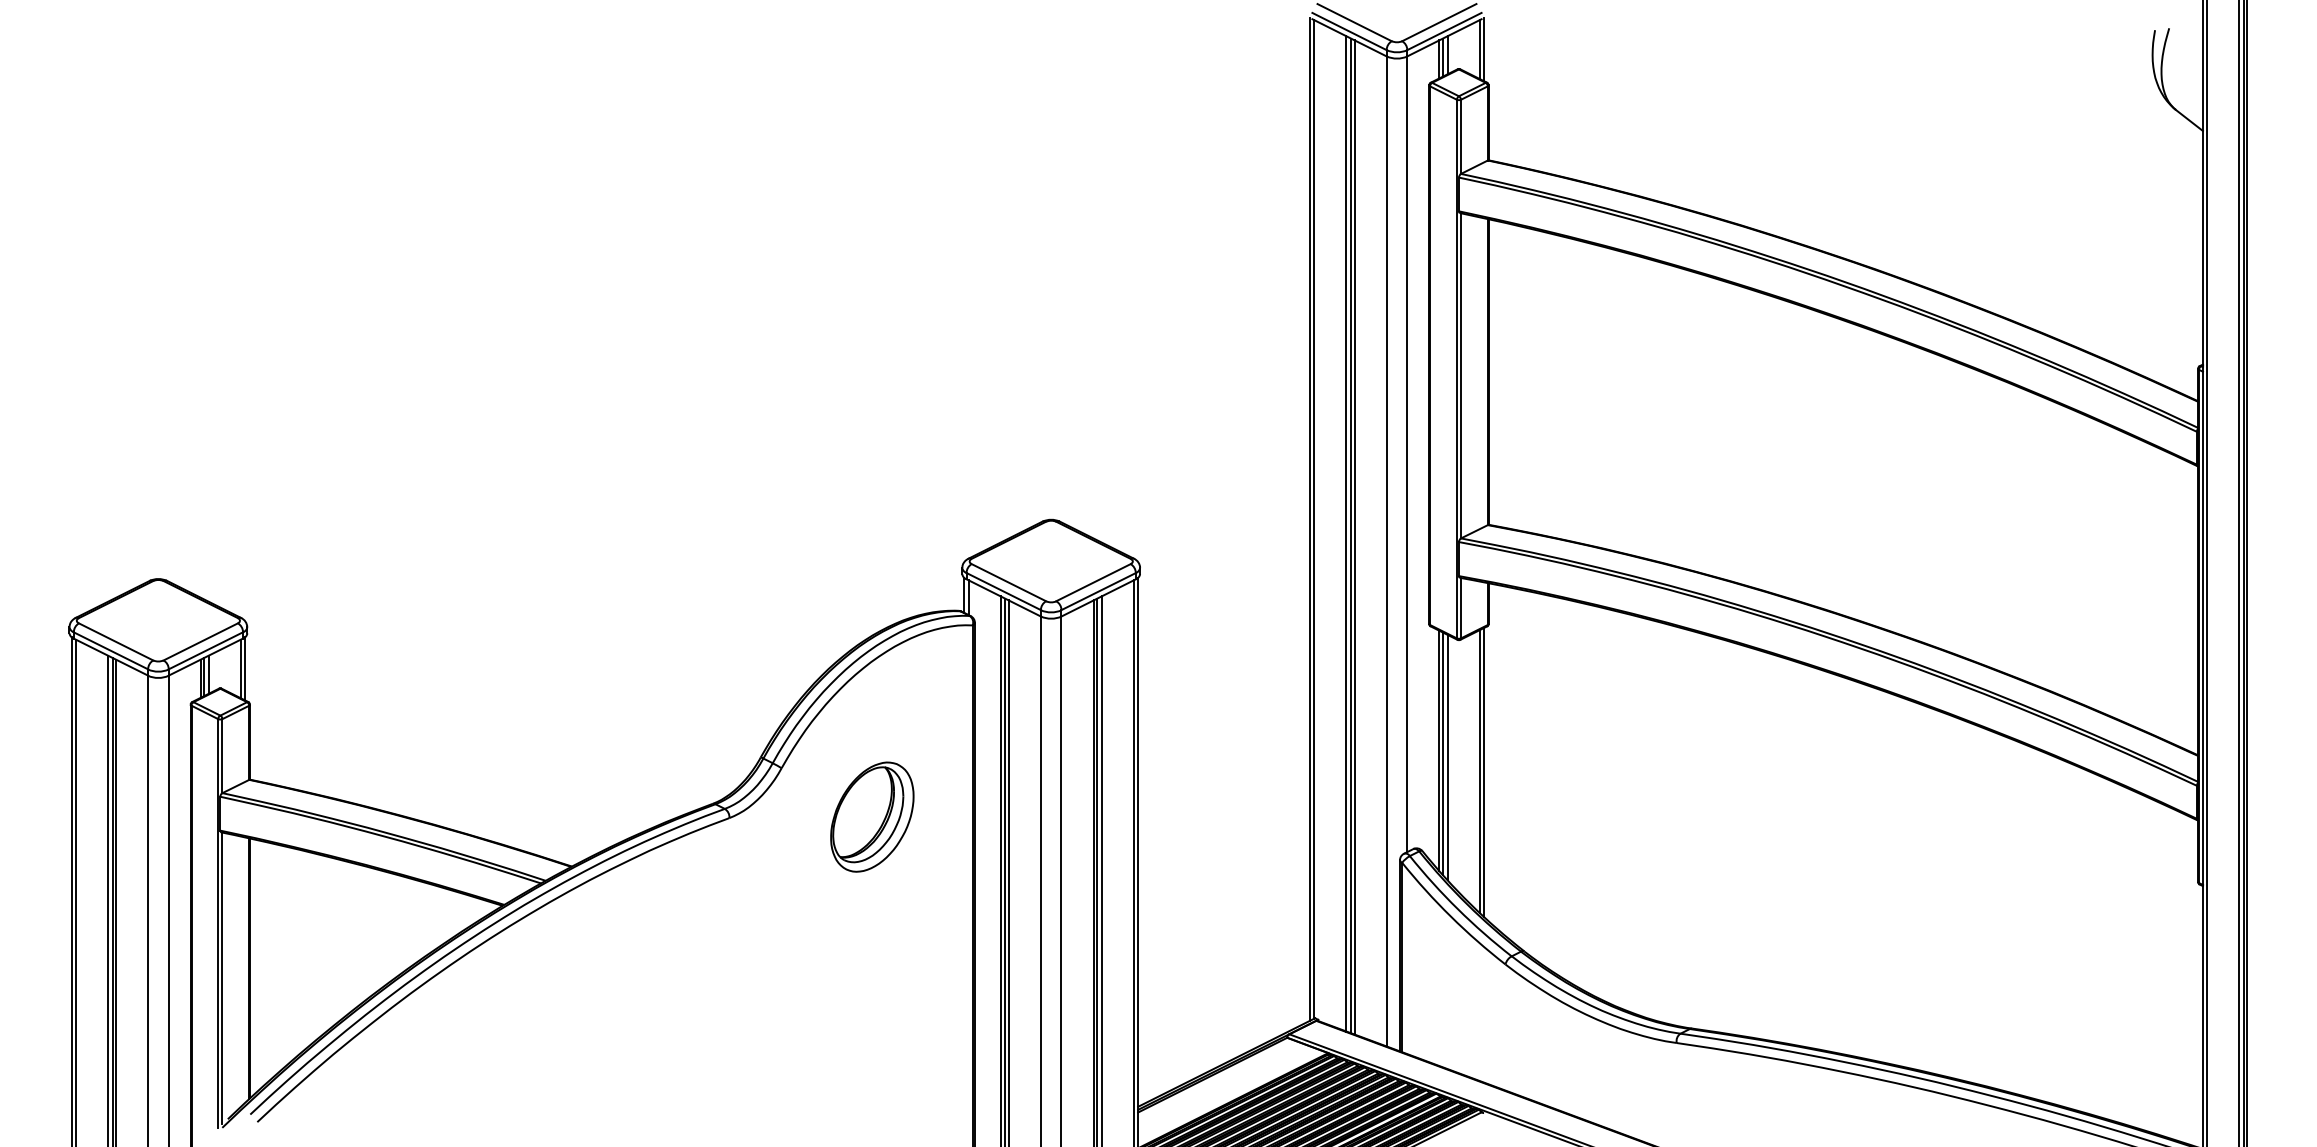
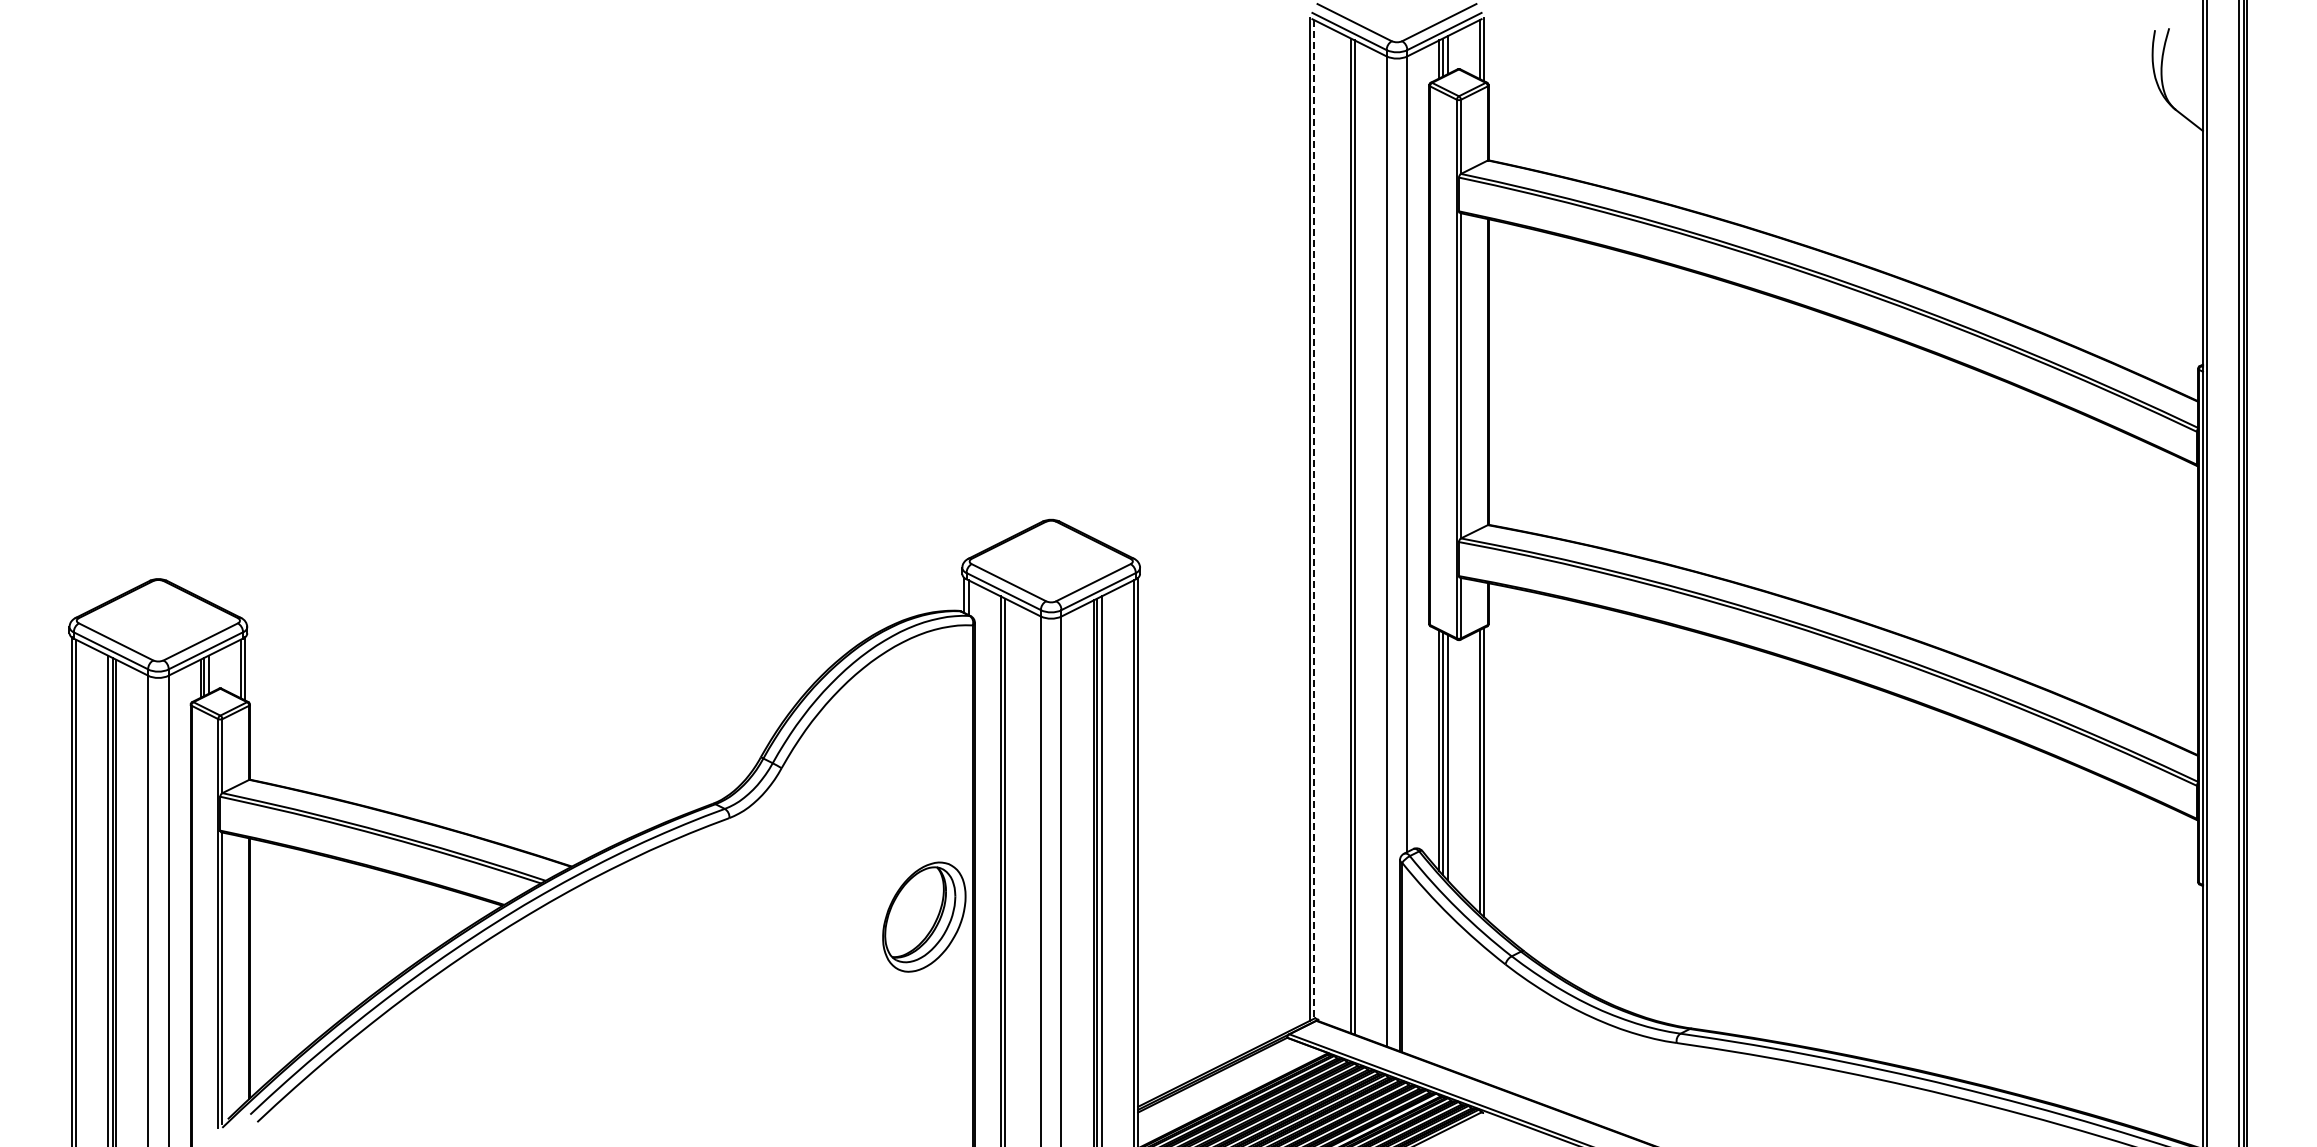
line: solid -> dashed (1314, 519)
line: present -> none (1346, 533)
part position: (872, 816) -> (924, 916) (924, 916)
line: present -> none (1008, 871)
